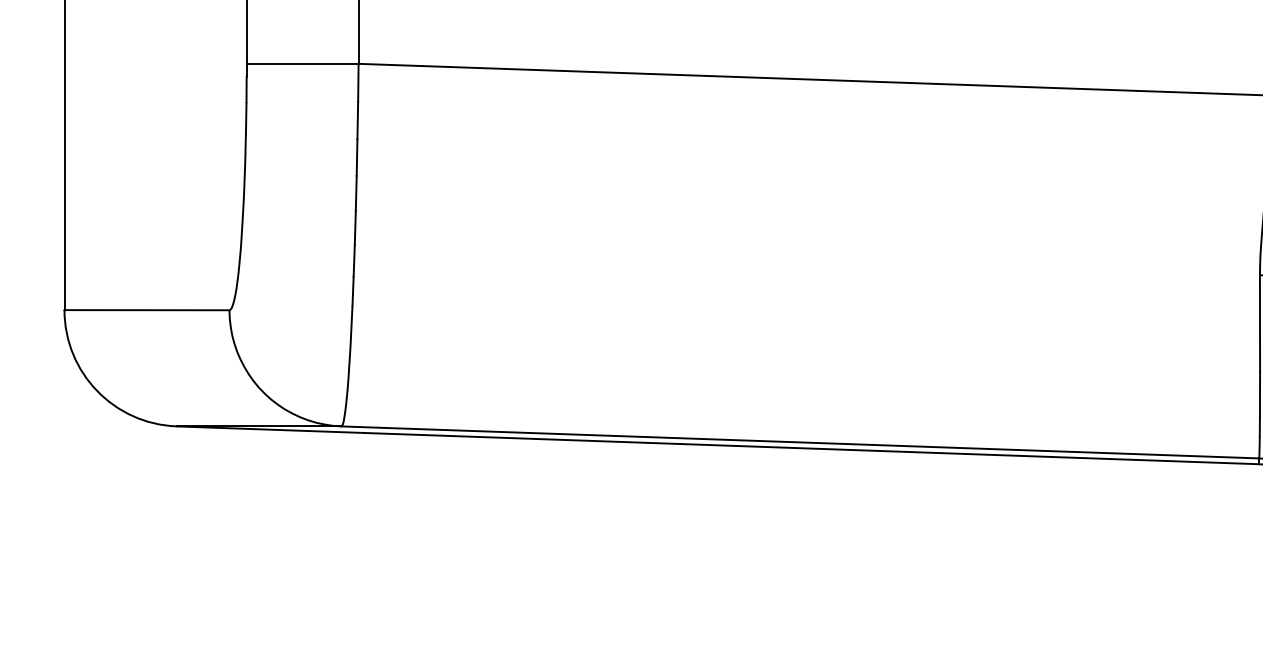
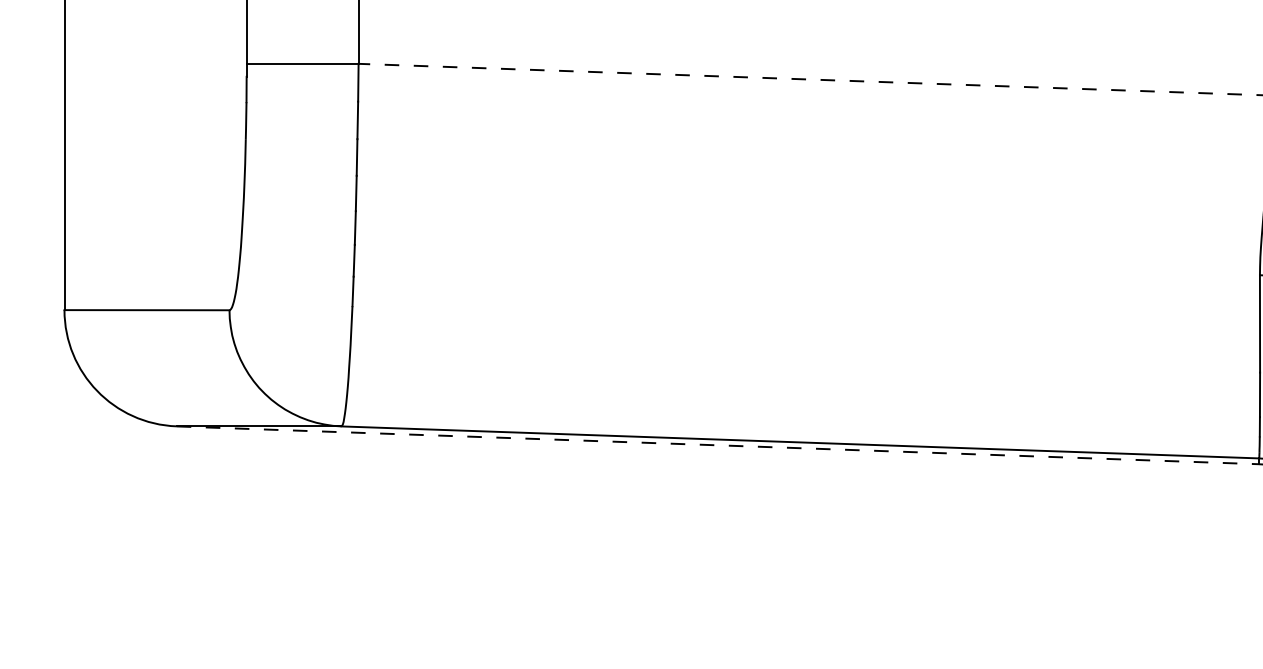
line: solid -> dashed (810, 79)
line: solid -> dashed (718, 445)
